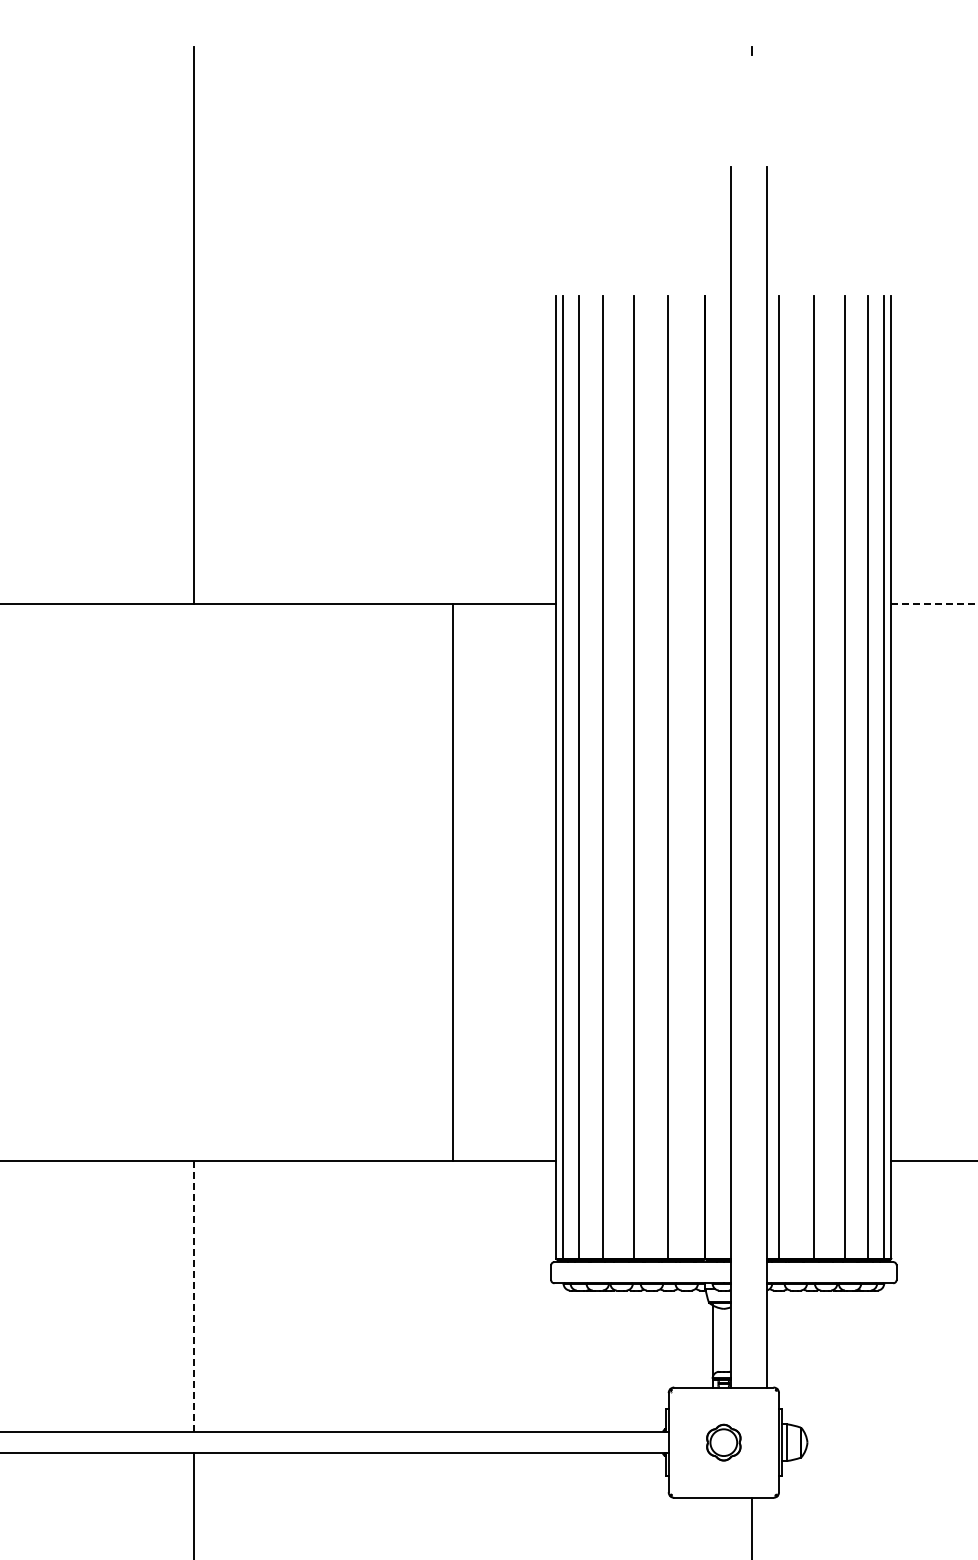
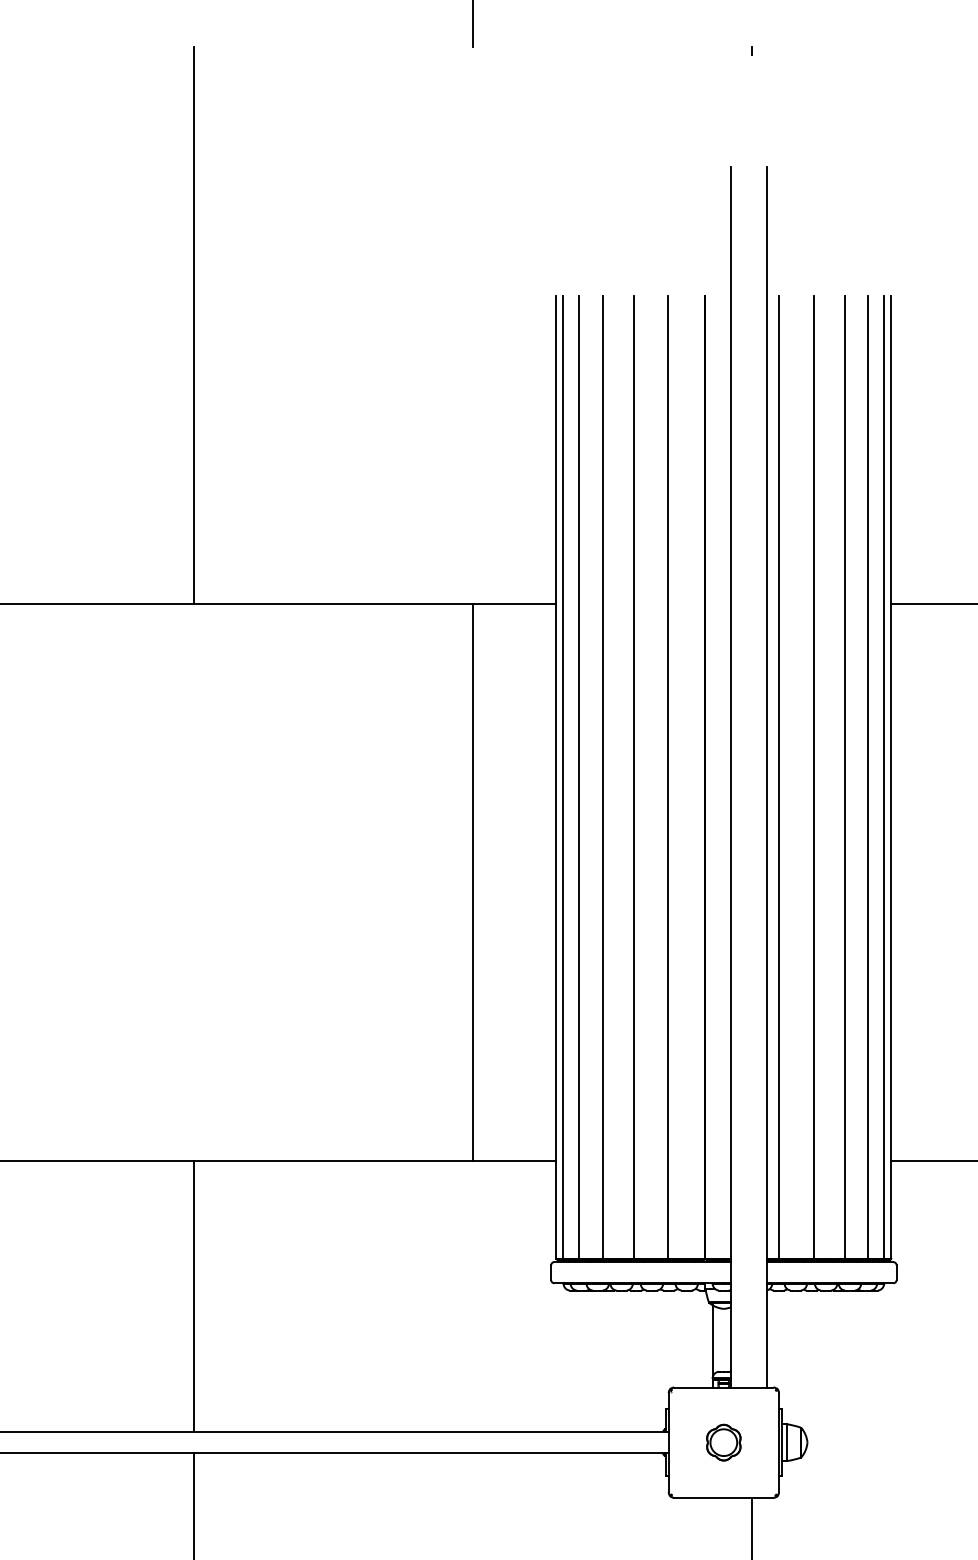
line: none -> present (473, 24)
line: dashed -> solid (934, 604)
line position: (453, 882) -> (473, 882) (473, 882)
line: dashed -> solid (194, 1297)
